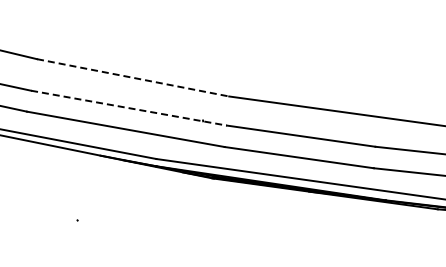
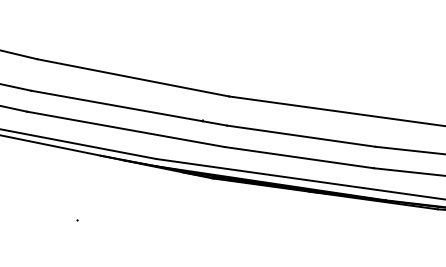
line: dashed -> solid (133, 77)
line: dashed -> solid (129, 108)
